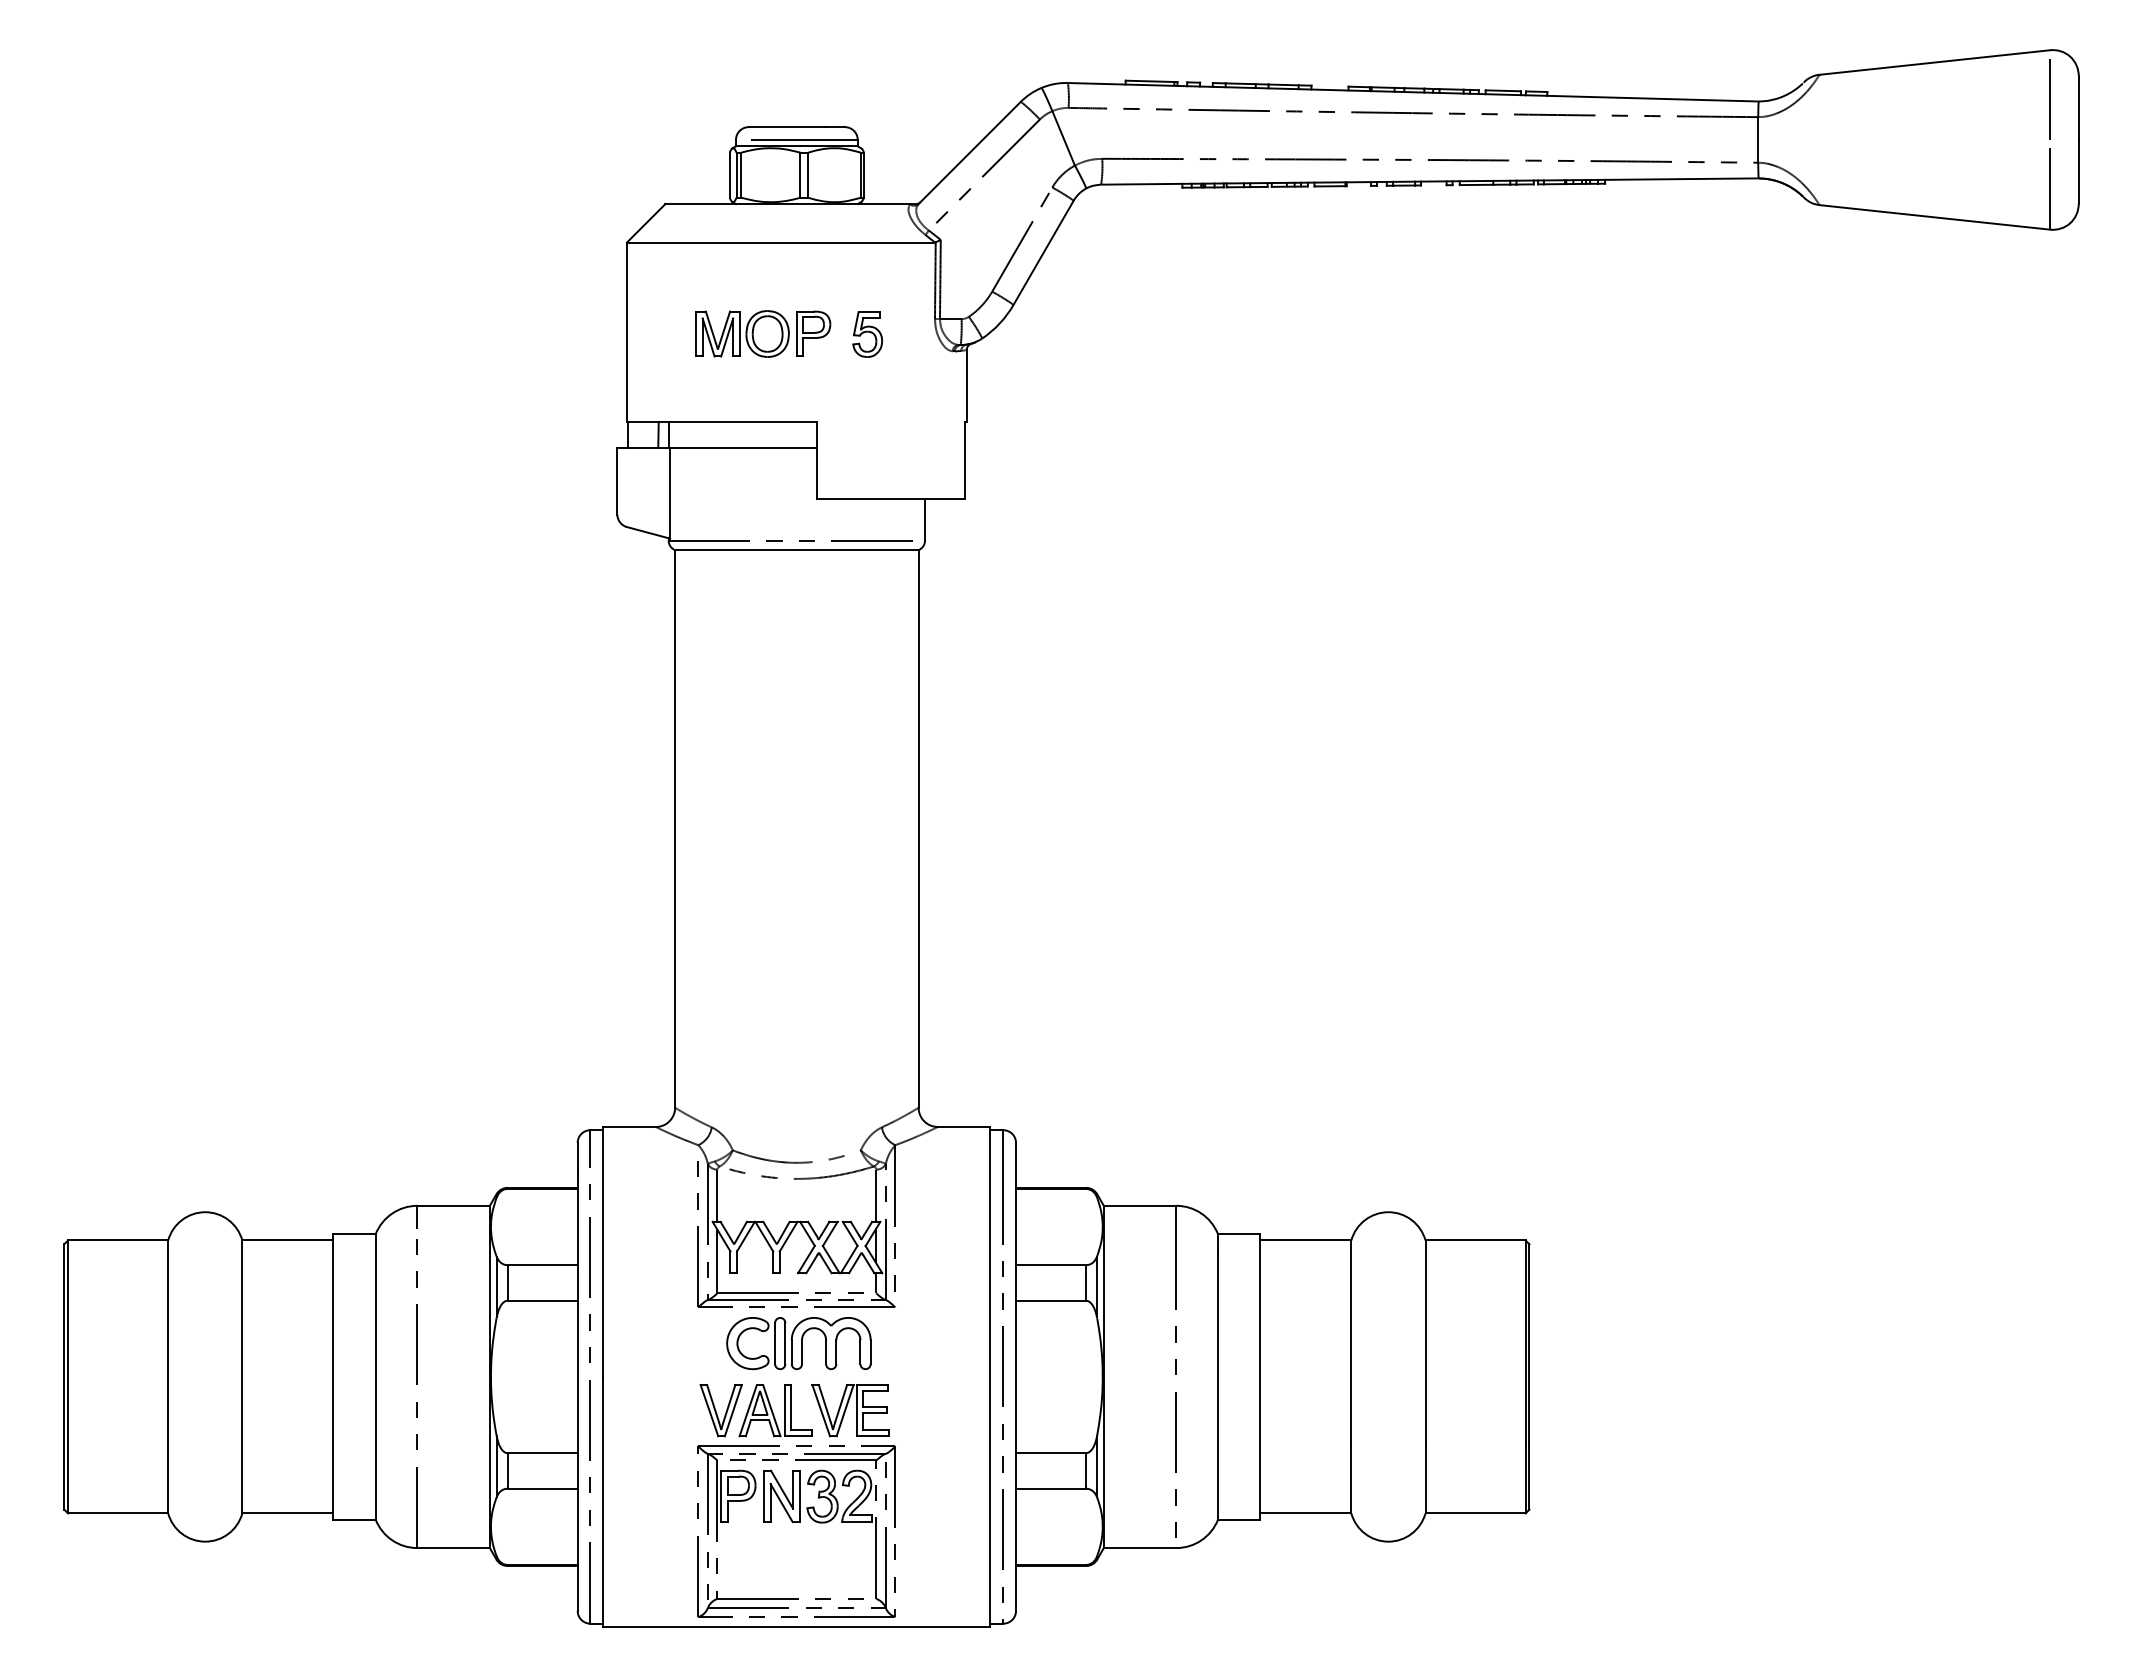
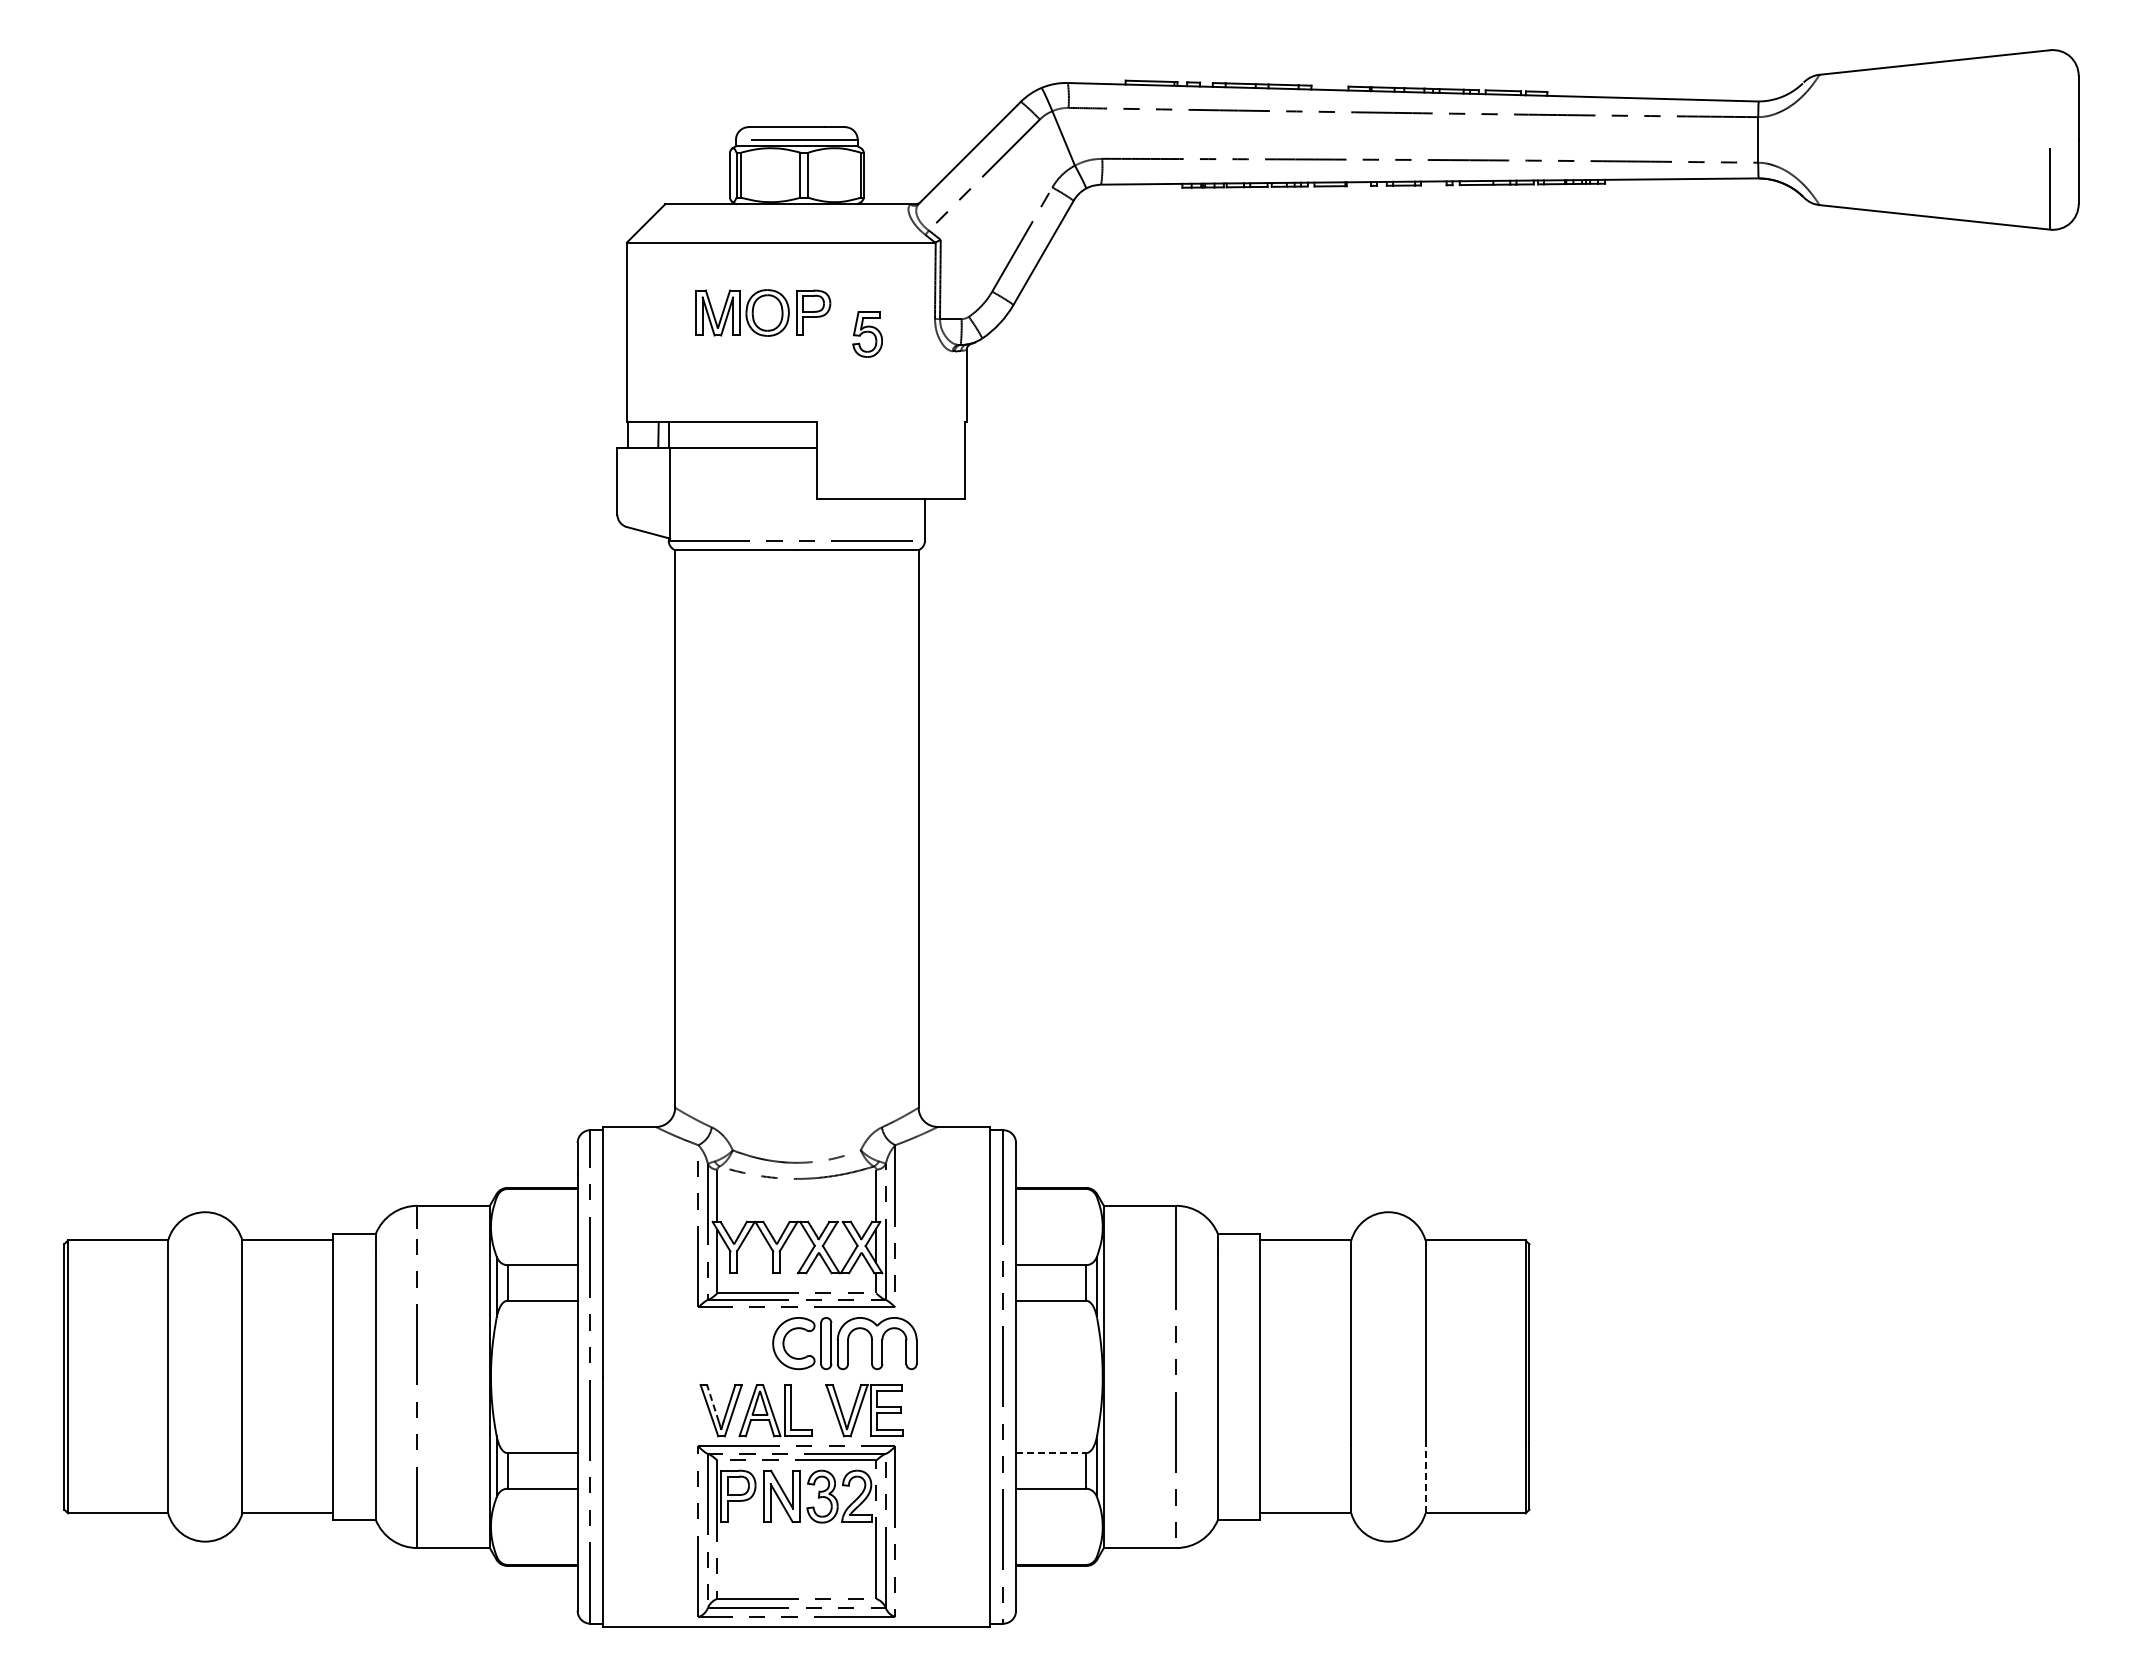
line: present -> none (2049, 99)
part position: (763, 333) -> (763, 312) (763, 312)
part position: (798, 1343) -> (844, 1343) (844, 1343)
line: solid -> dashed (712, 1402)
part position: (850, 1410) -> (864, 1410) (864, 1410)
line: solid -> dashed (1051, 1453)
line: solid -> dashed (1425, 1478)
